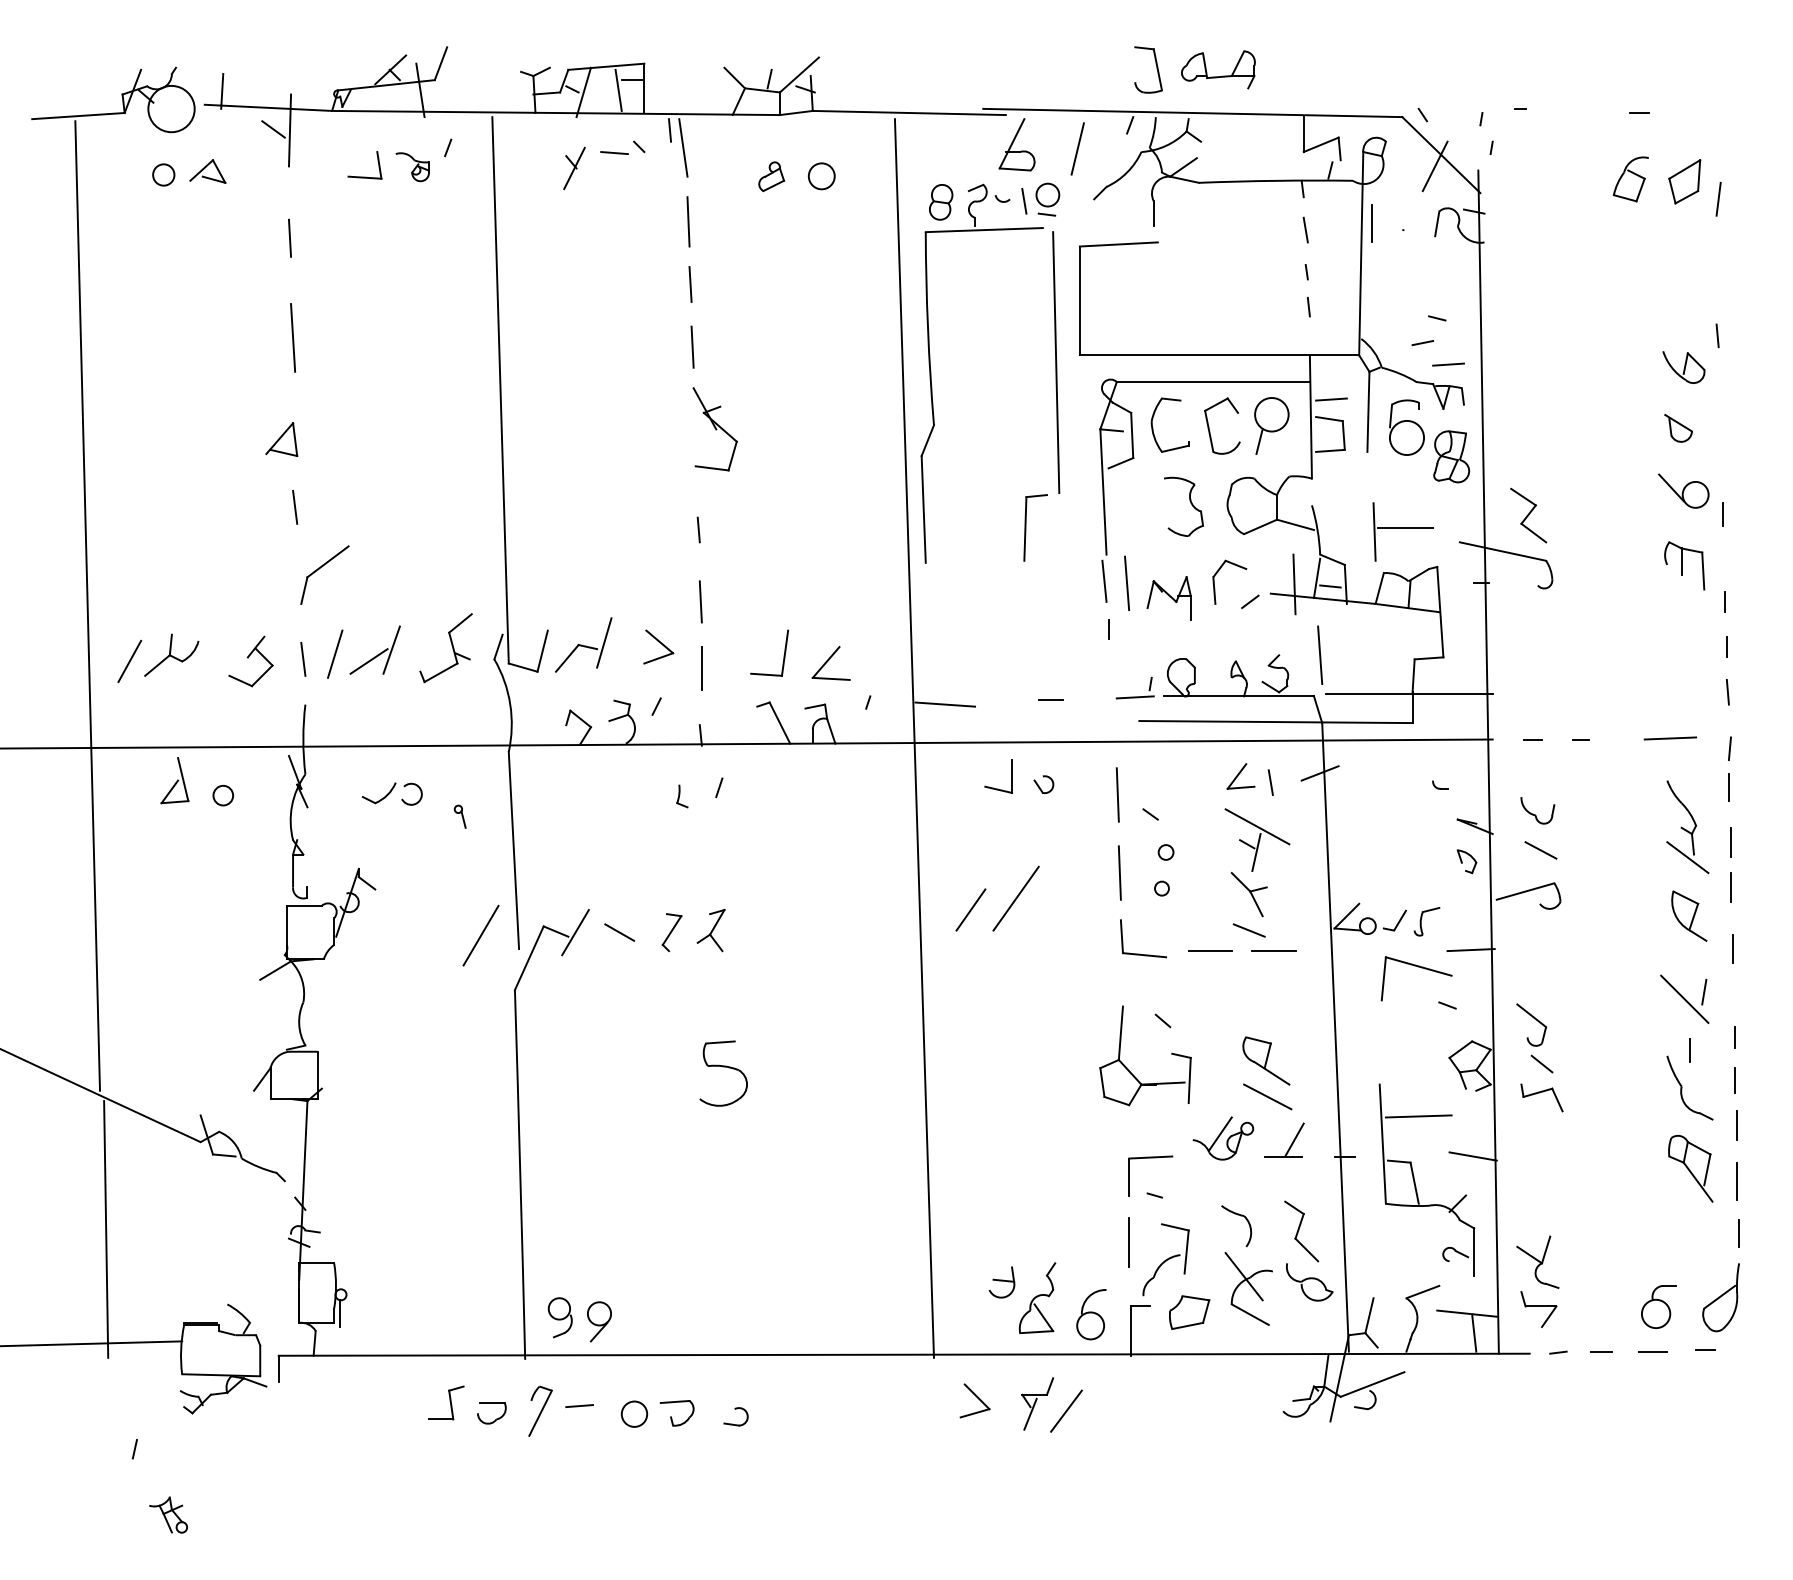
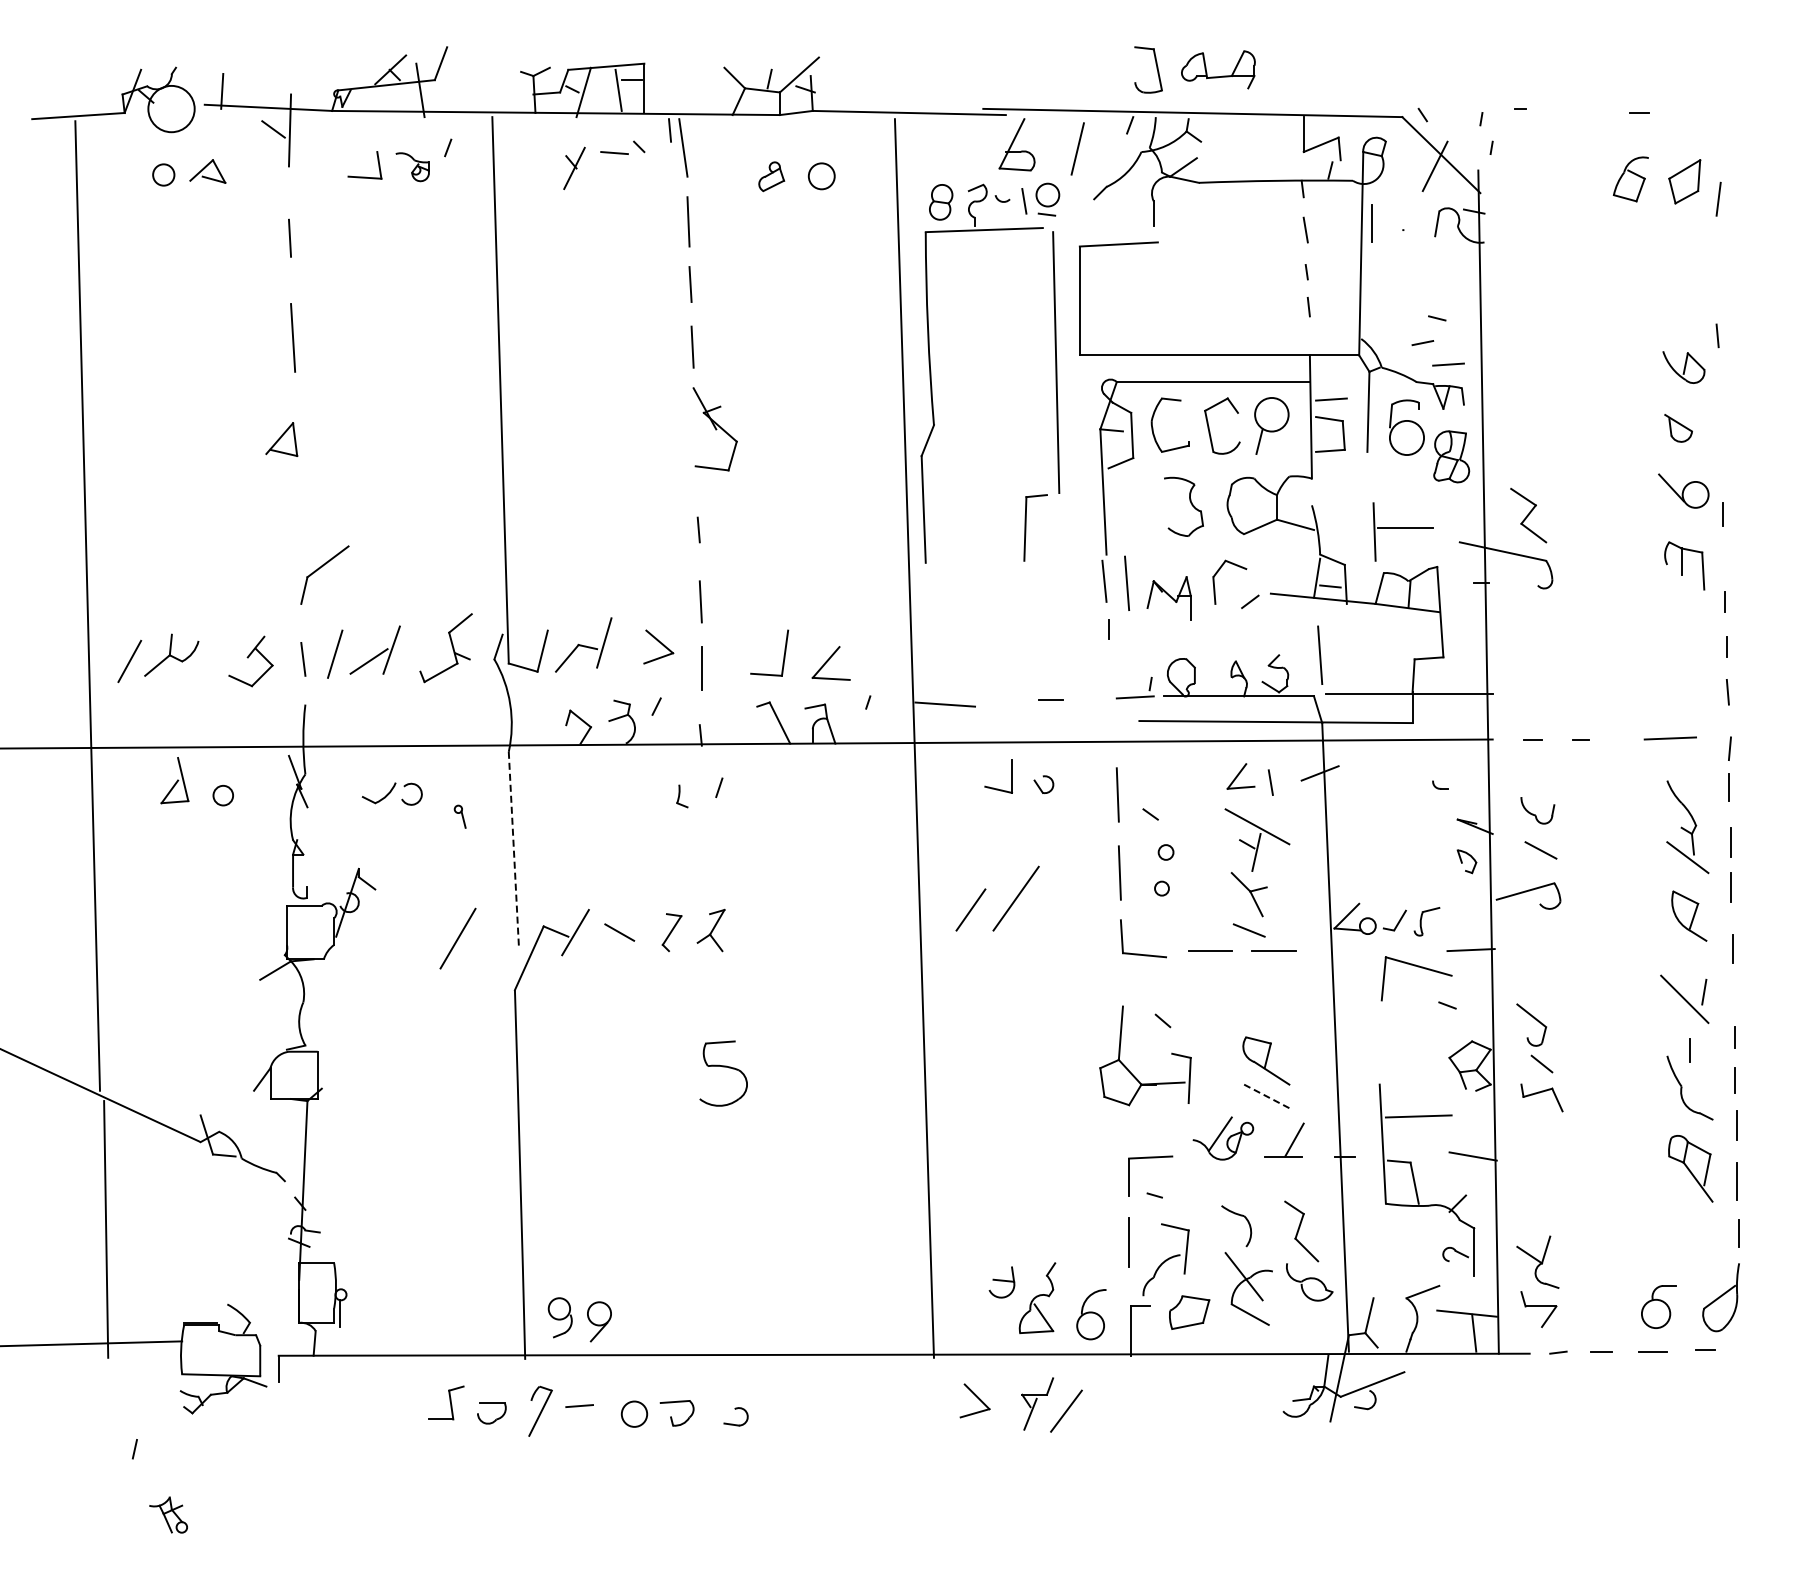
line: present -> none (295, 506)
line: present -> none (1294, 584)
line: solid -> dashed (513, 850)
line position: (480, 935) -> (457, 938) (457, 938)
line: solid -> dashed (1267, 1096)
